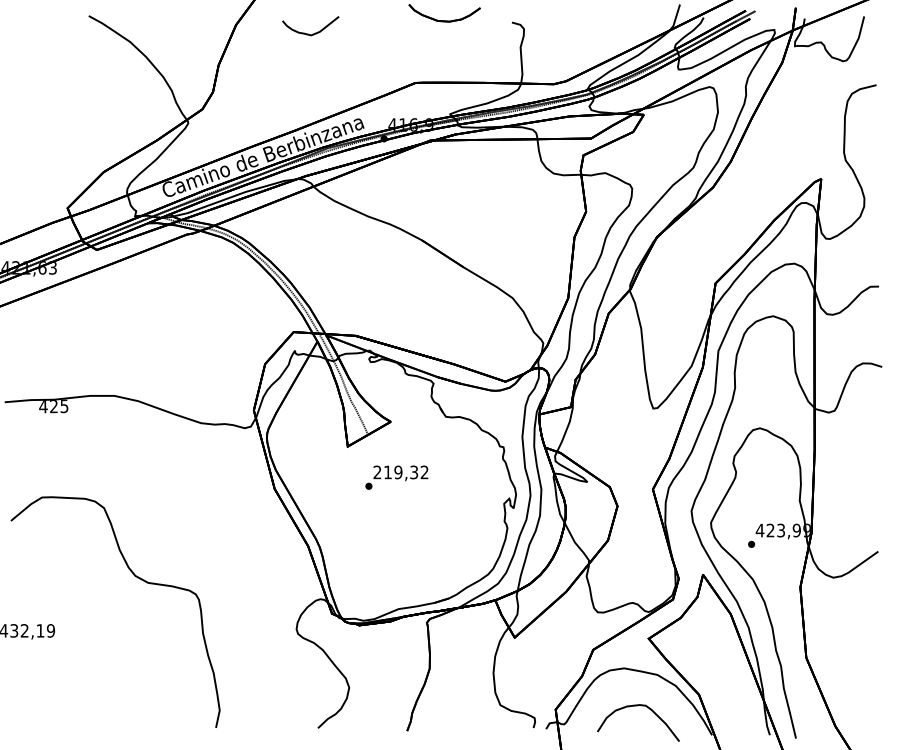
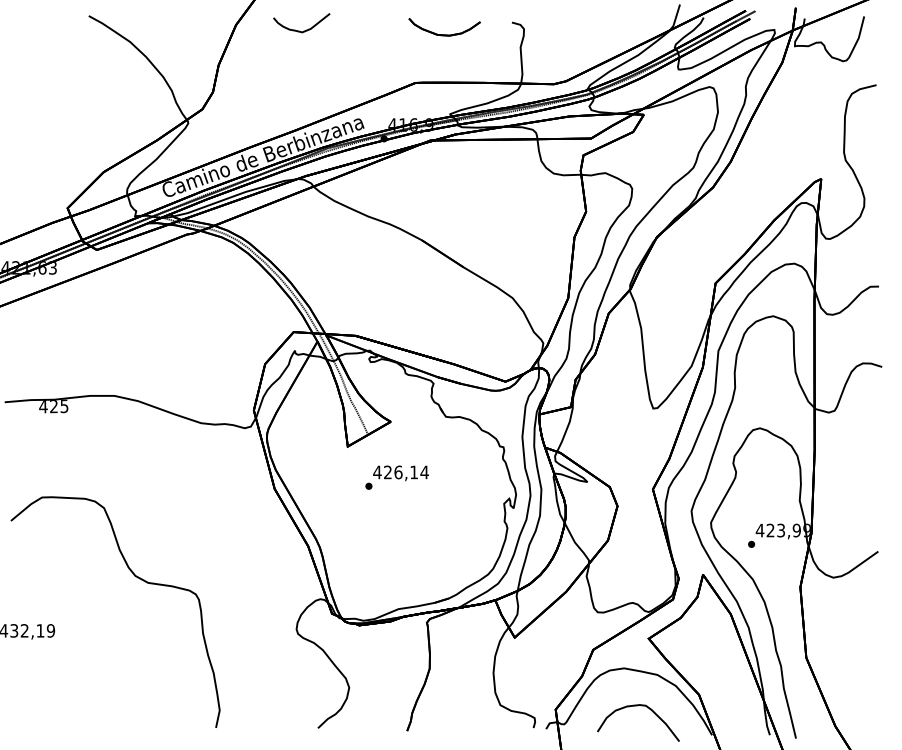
part position: (444, 20) -> (444, 34) (444, 34)
curve position: (308, 33) -> (299, 30) (299, 30)
text: 219,32 -> 426,14 (400, 472)
